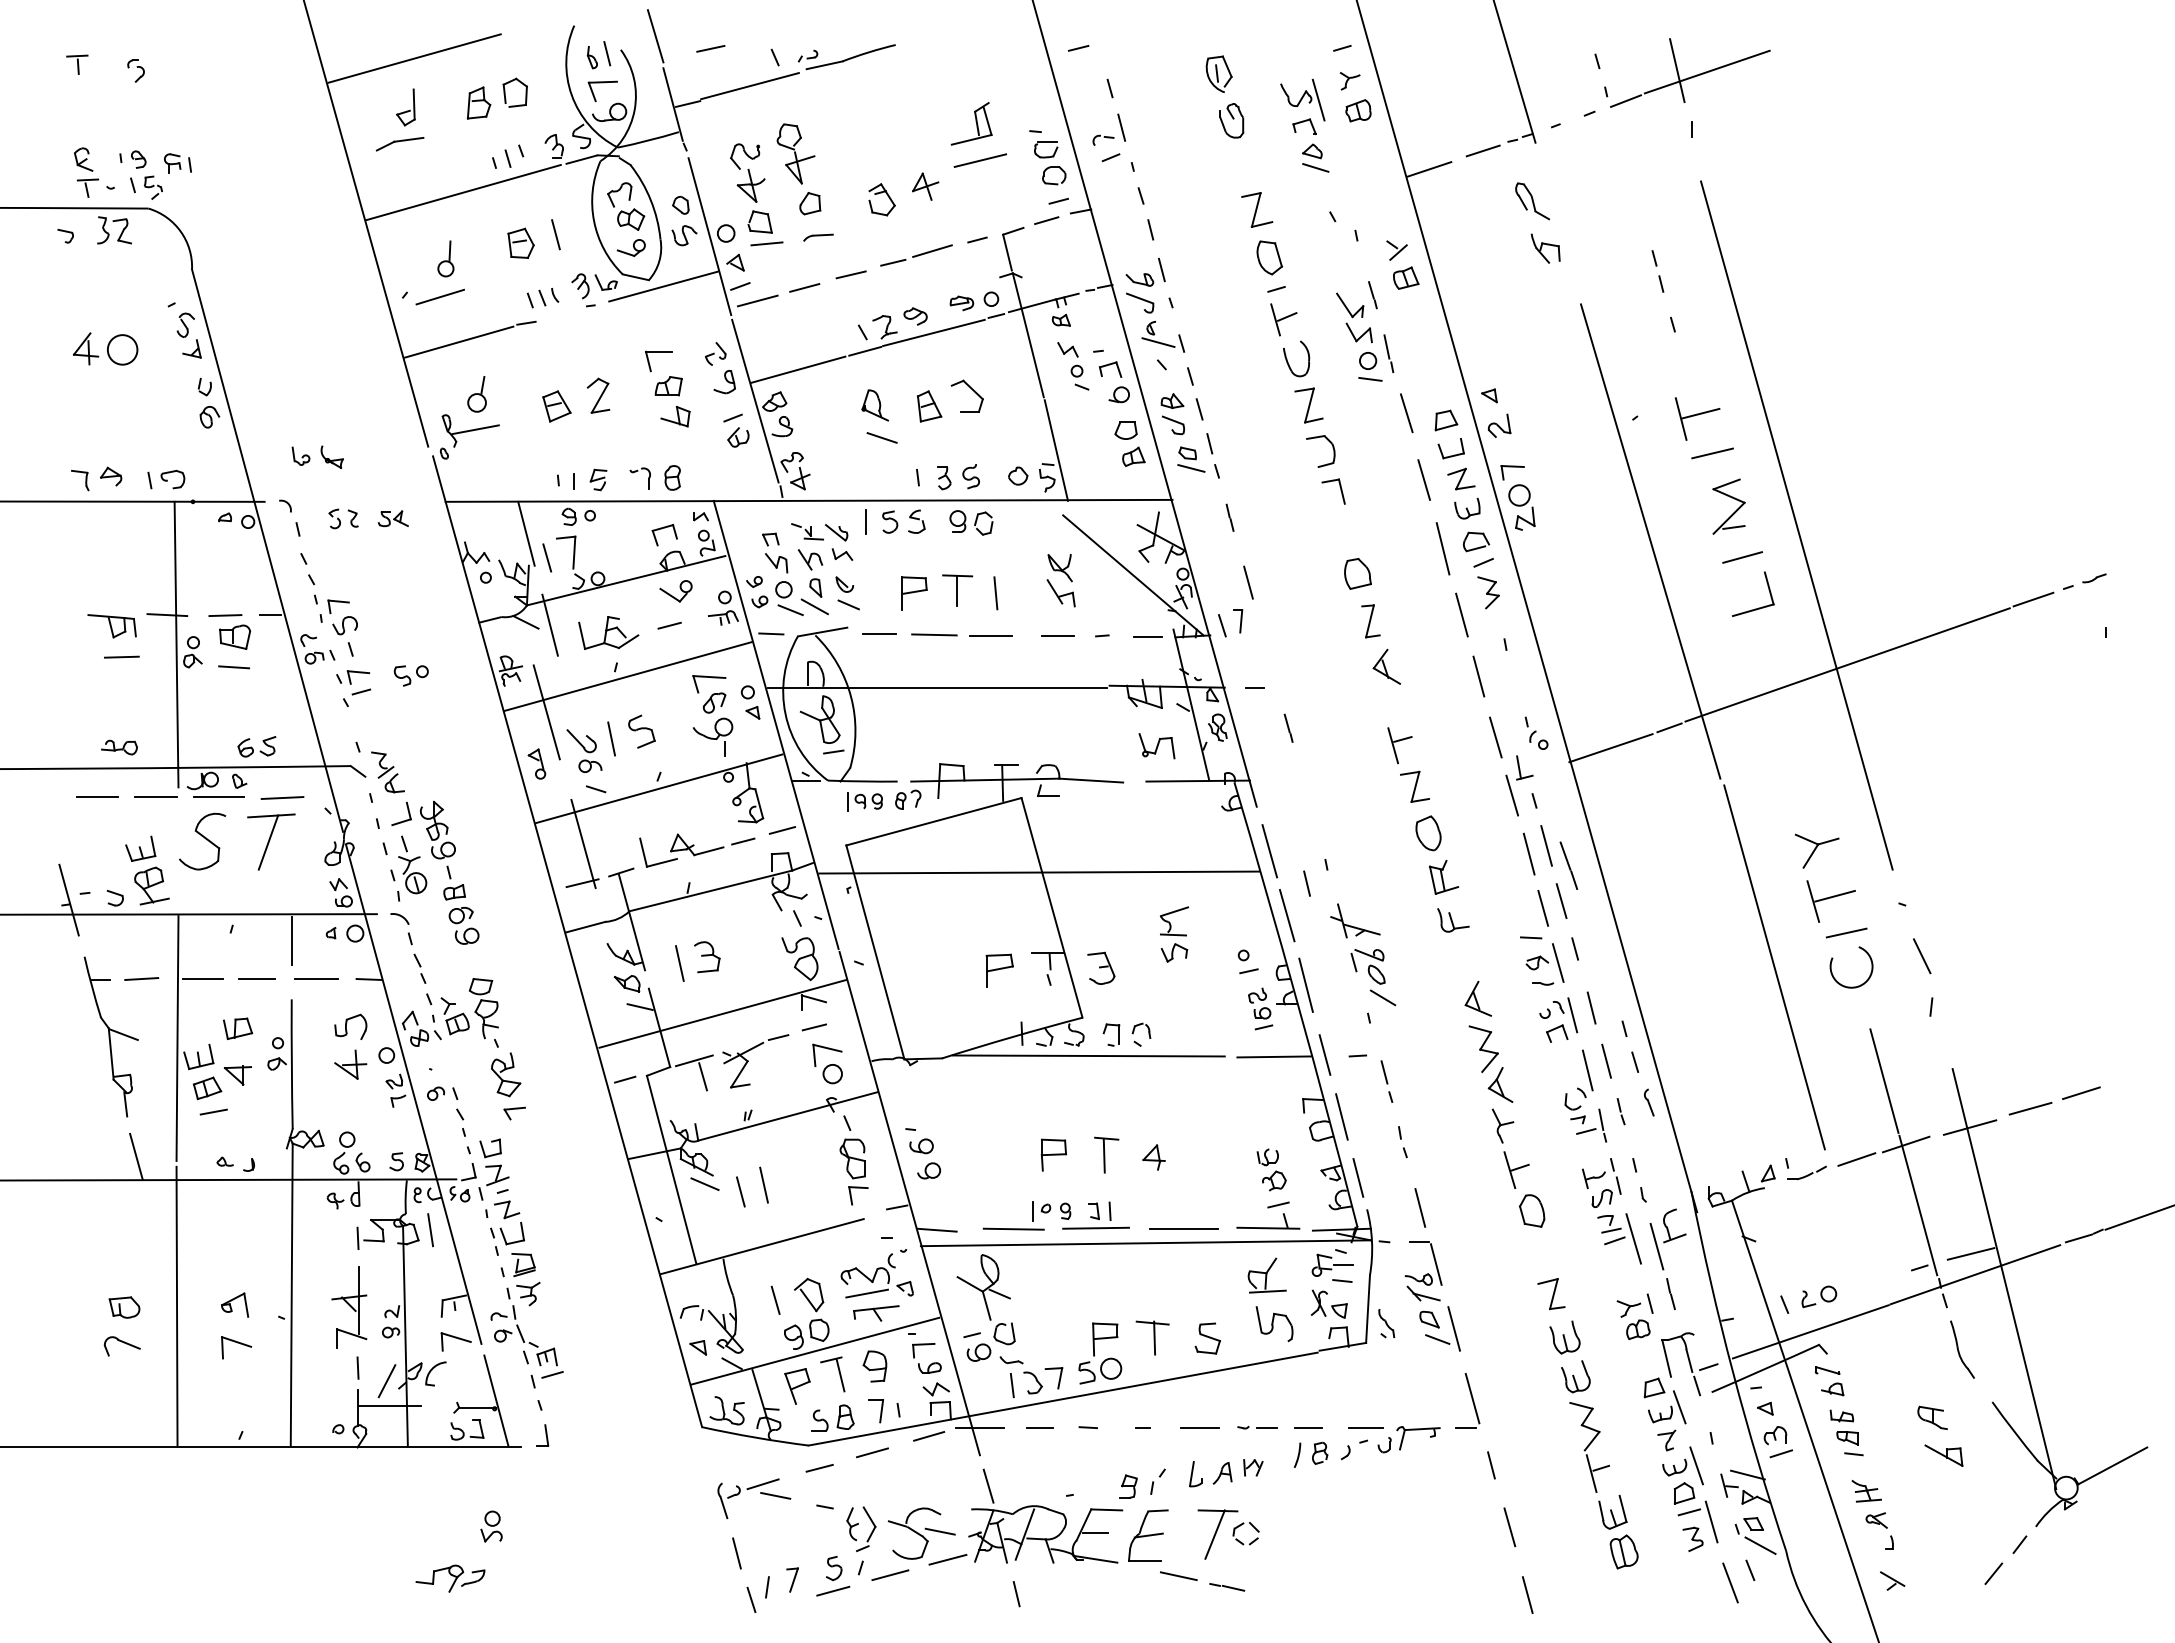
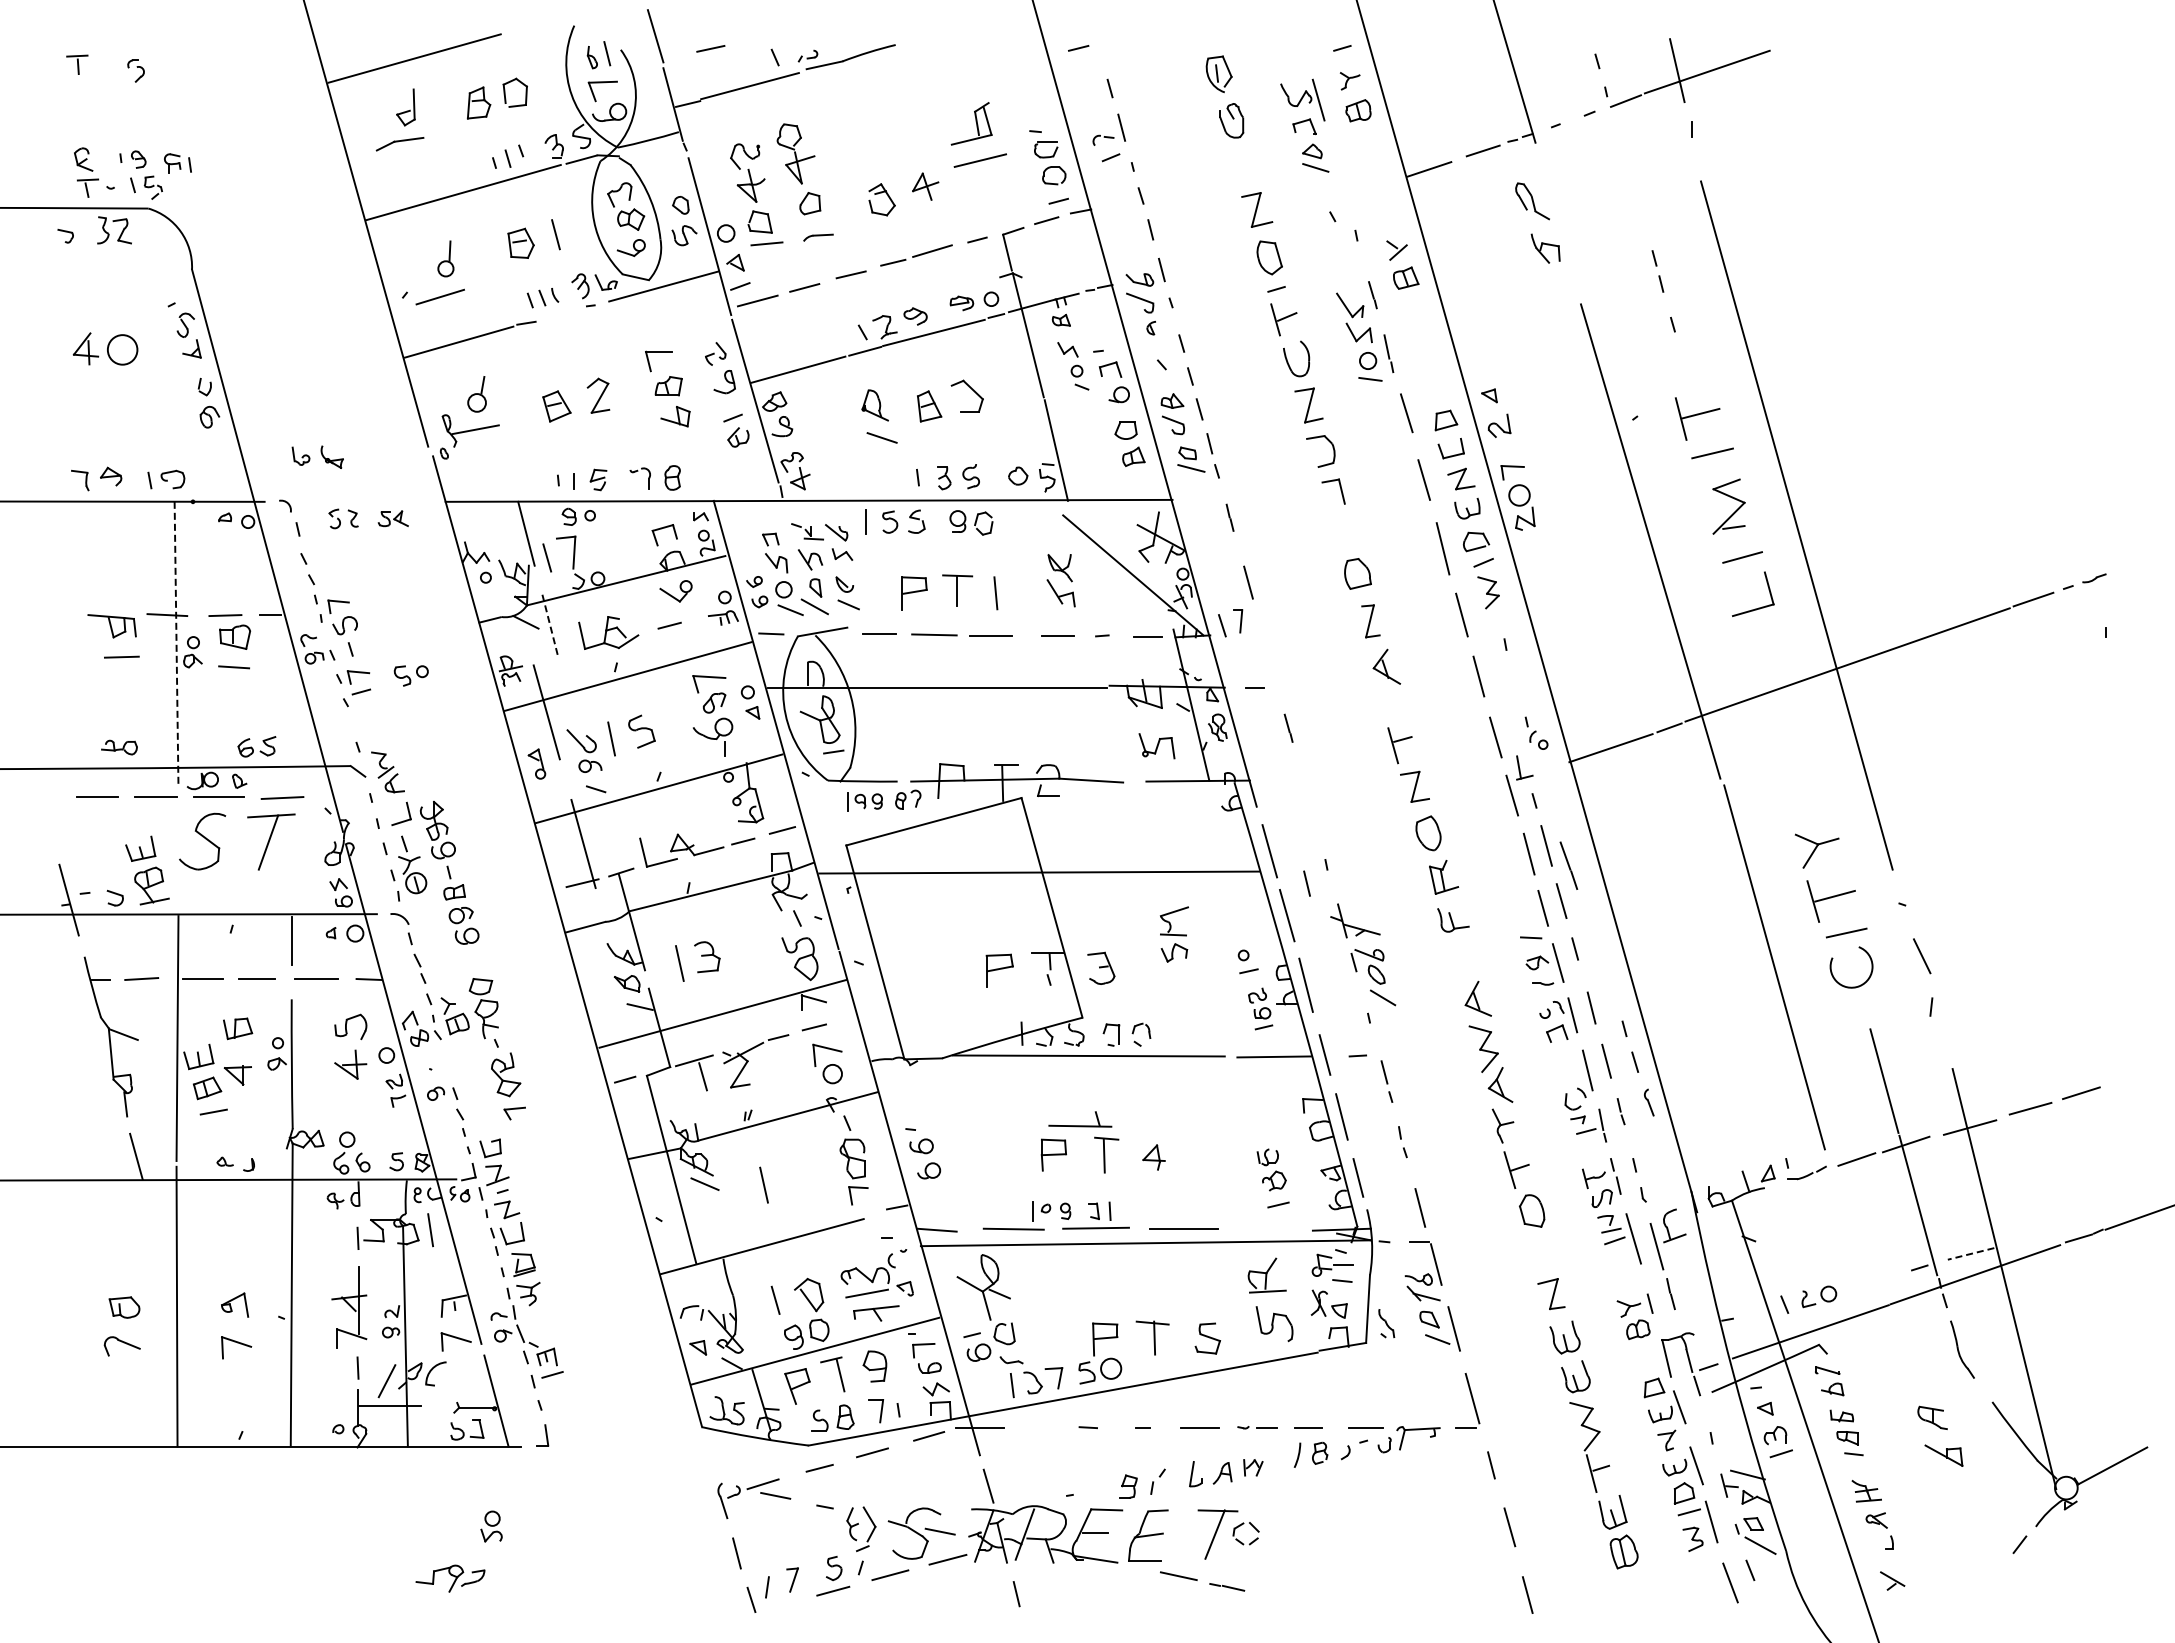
line: present -> none (1158, 342)
line: solid -> dashed (550, 625)
line: solid -> dashed (176, 644)
line: present -> none (806, 780)
line: present -> none (740, 1191)
part position: (1268, 1221) -> (1080, 1119) (1080, 1119)
line: solid -> dashed (1971, 1253)
line: present -> none (1039, 1428)
line: present -> none (1993, 1573)
